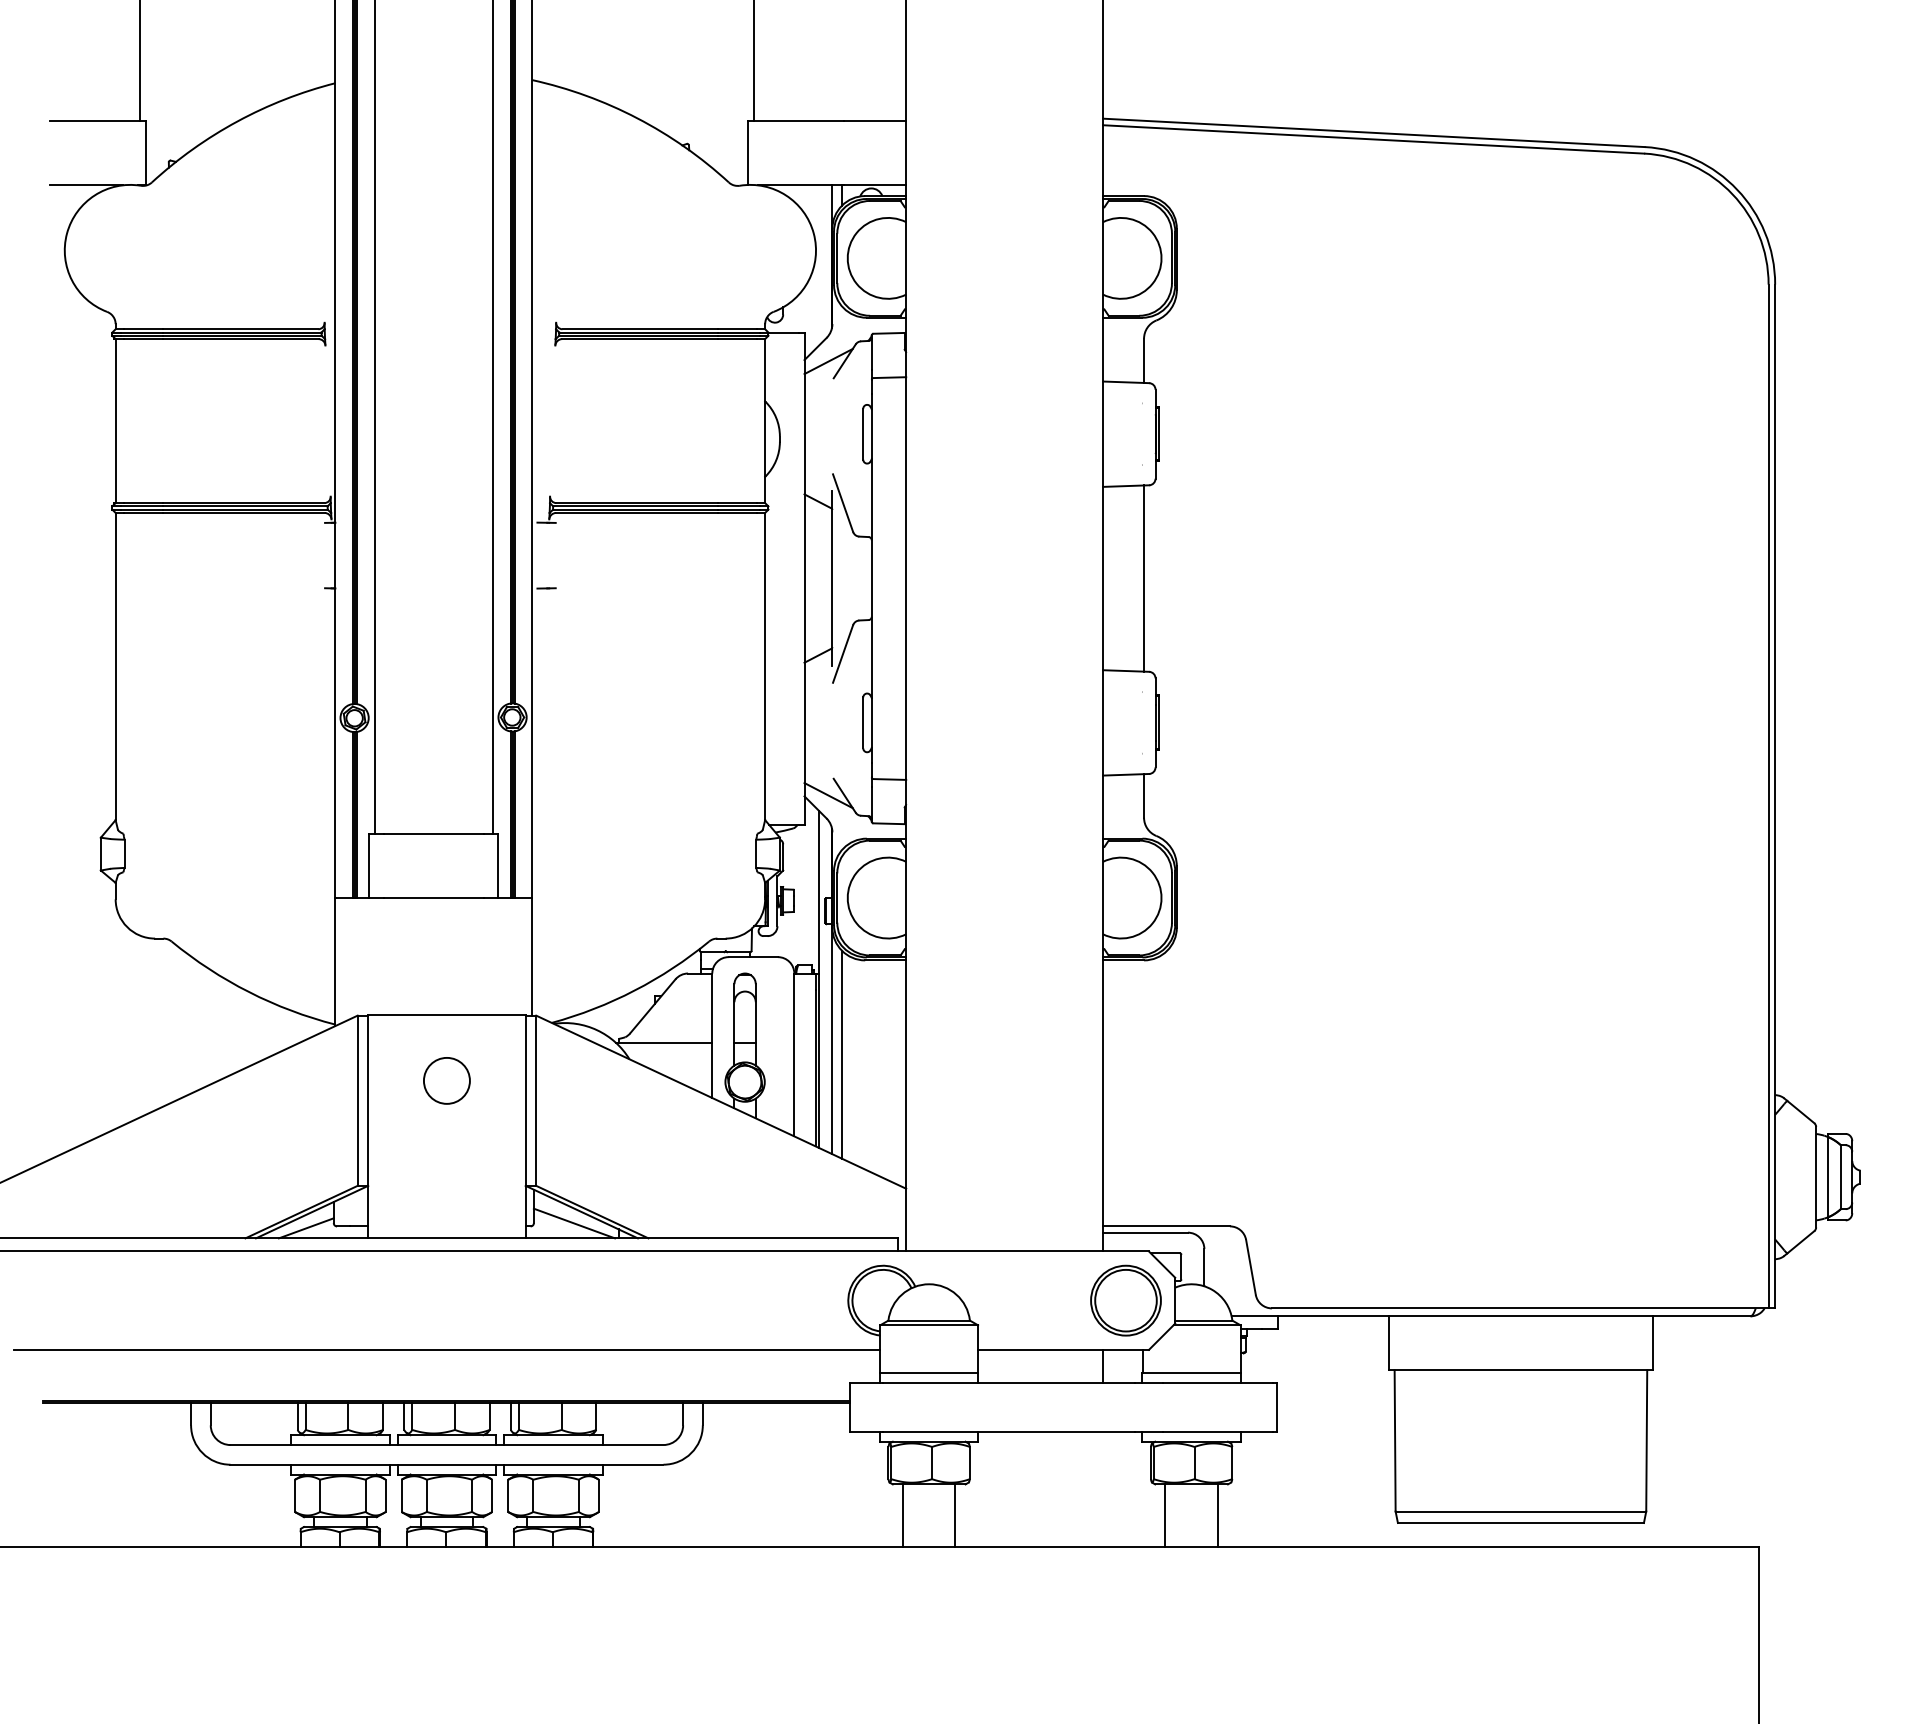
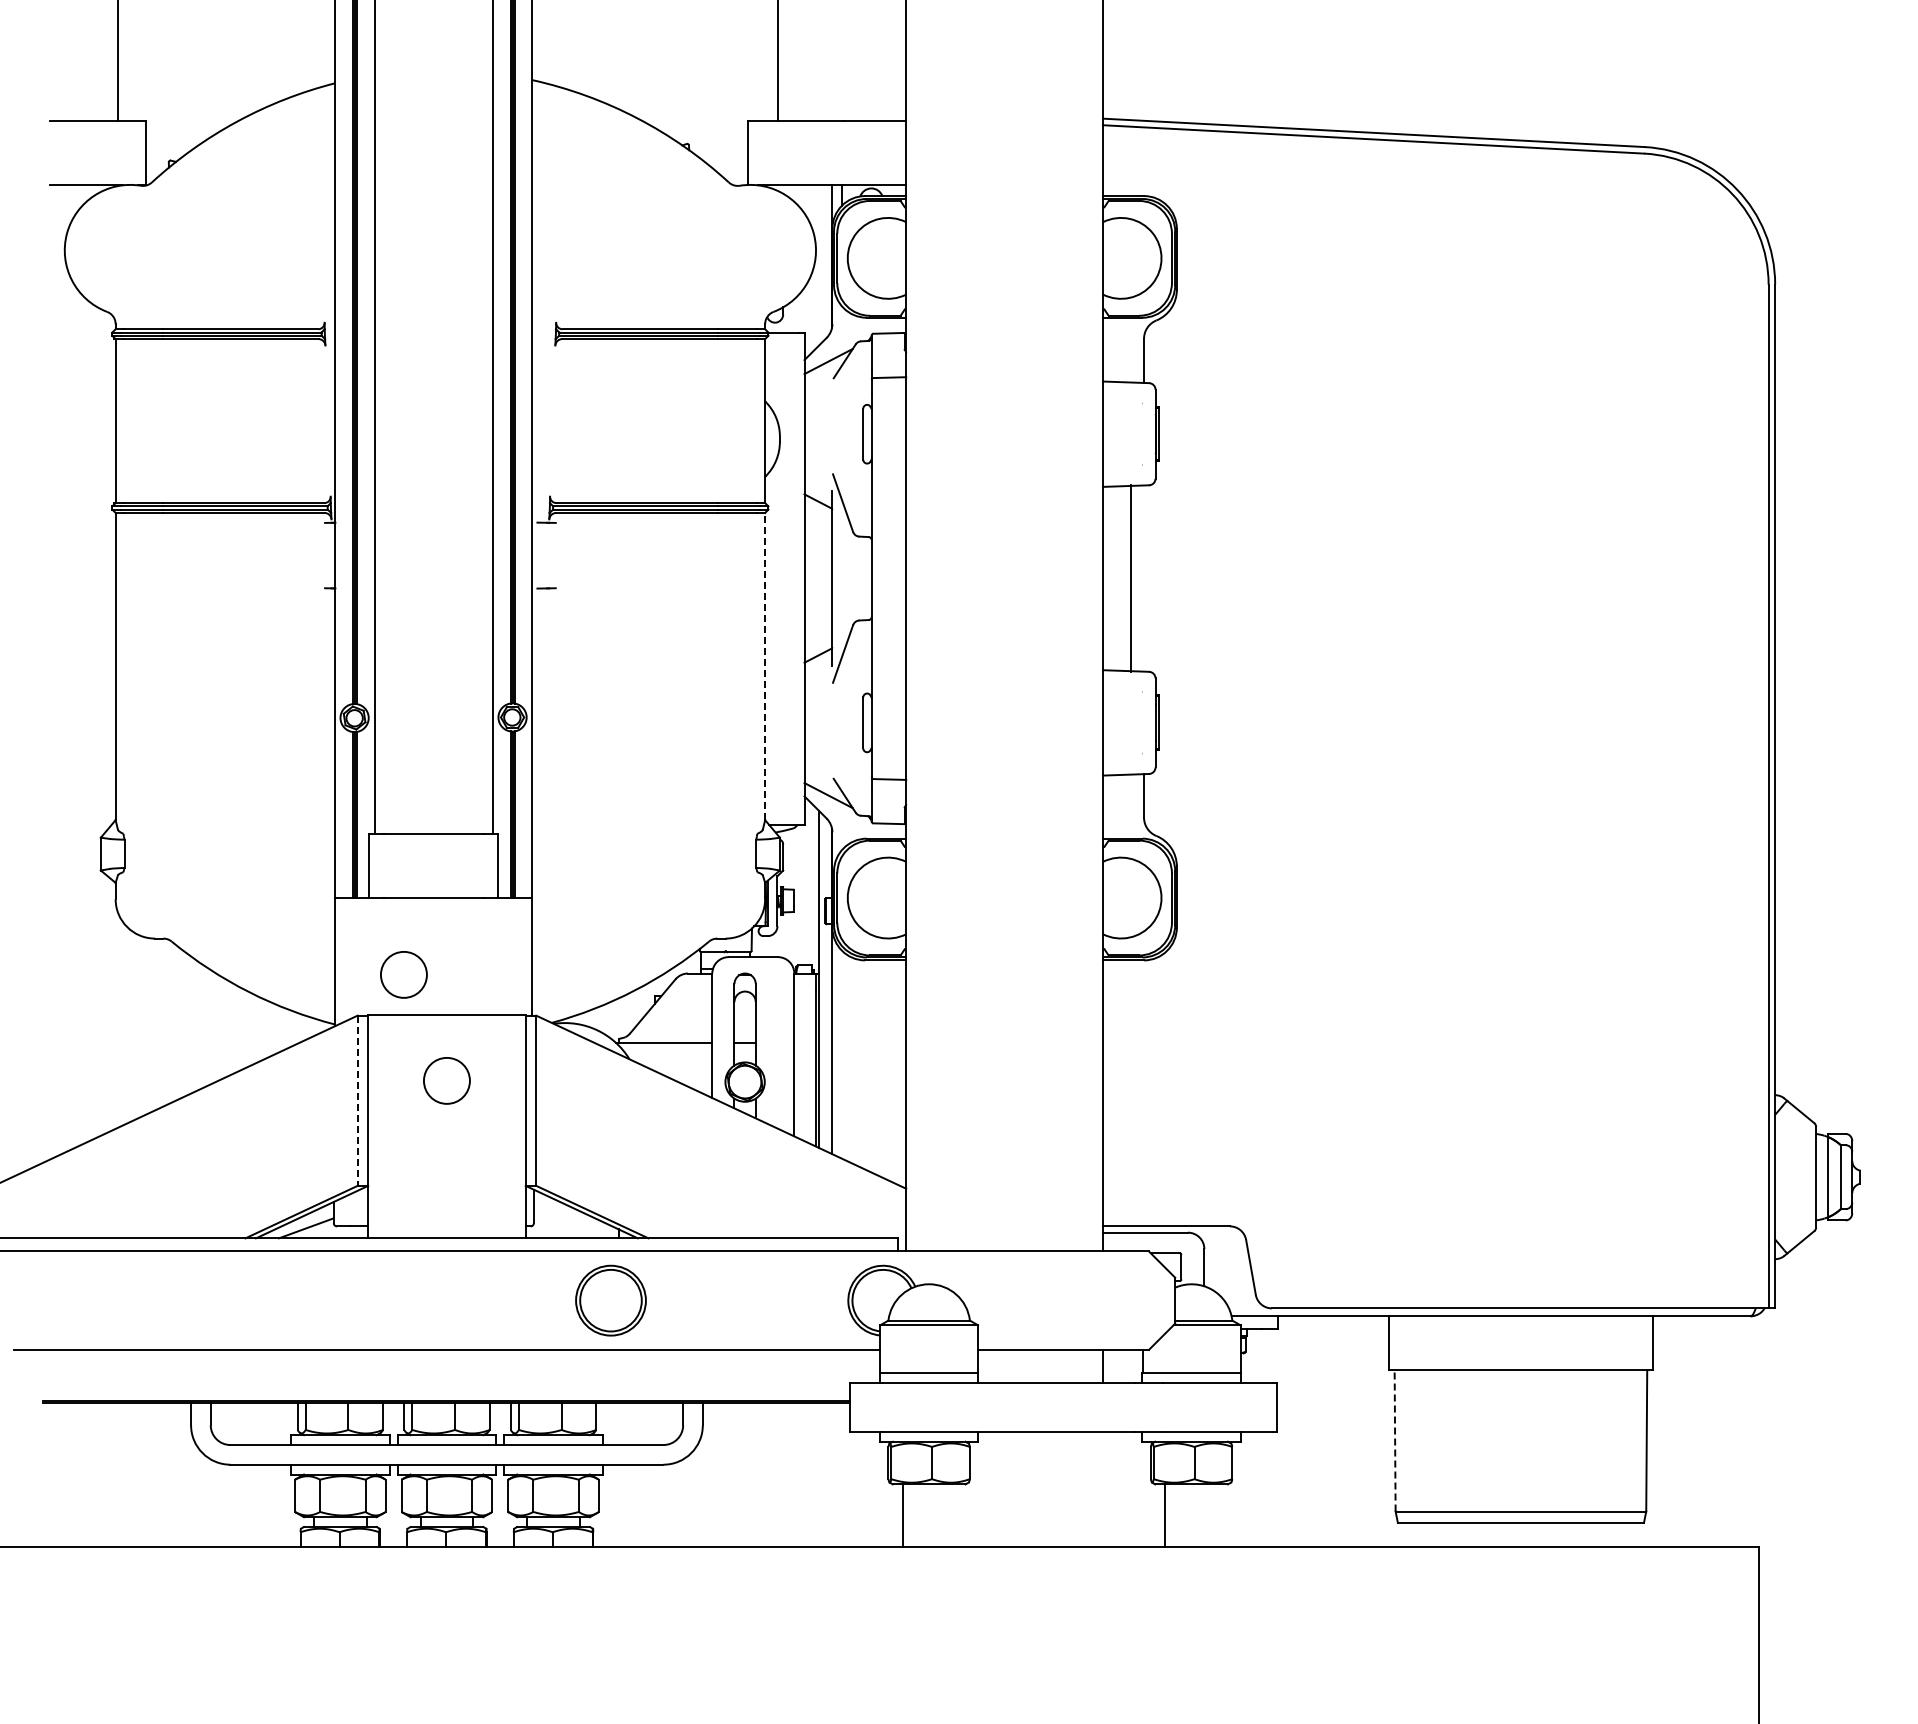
line position: (140, 61) -> (118, 61) (118, 61)
line position: (753, 61) -> (777, 61) (777, 61)
line position: (1144, 578) -> (1131, 578) (1131, 578)
line: solid -> dashed (765, 666)
circle: none -> present (403, 974)
line: present -> none (841, 1054)
line: solid -> dashed (357, 1101)
line: present -> none (573, 1223)
part position: (1125, 1300) -> (610, 1300) (610, 1300)
line: solid -> dashed (1395, 1440)
line: present -> none (955, 1515)
line: present -> none (1217, 1515)
